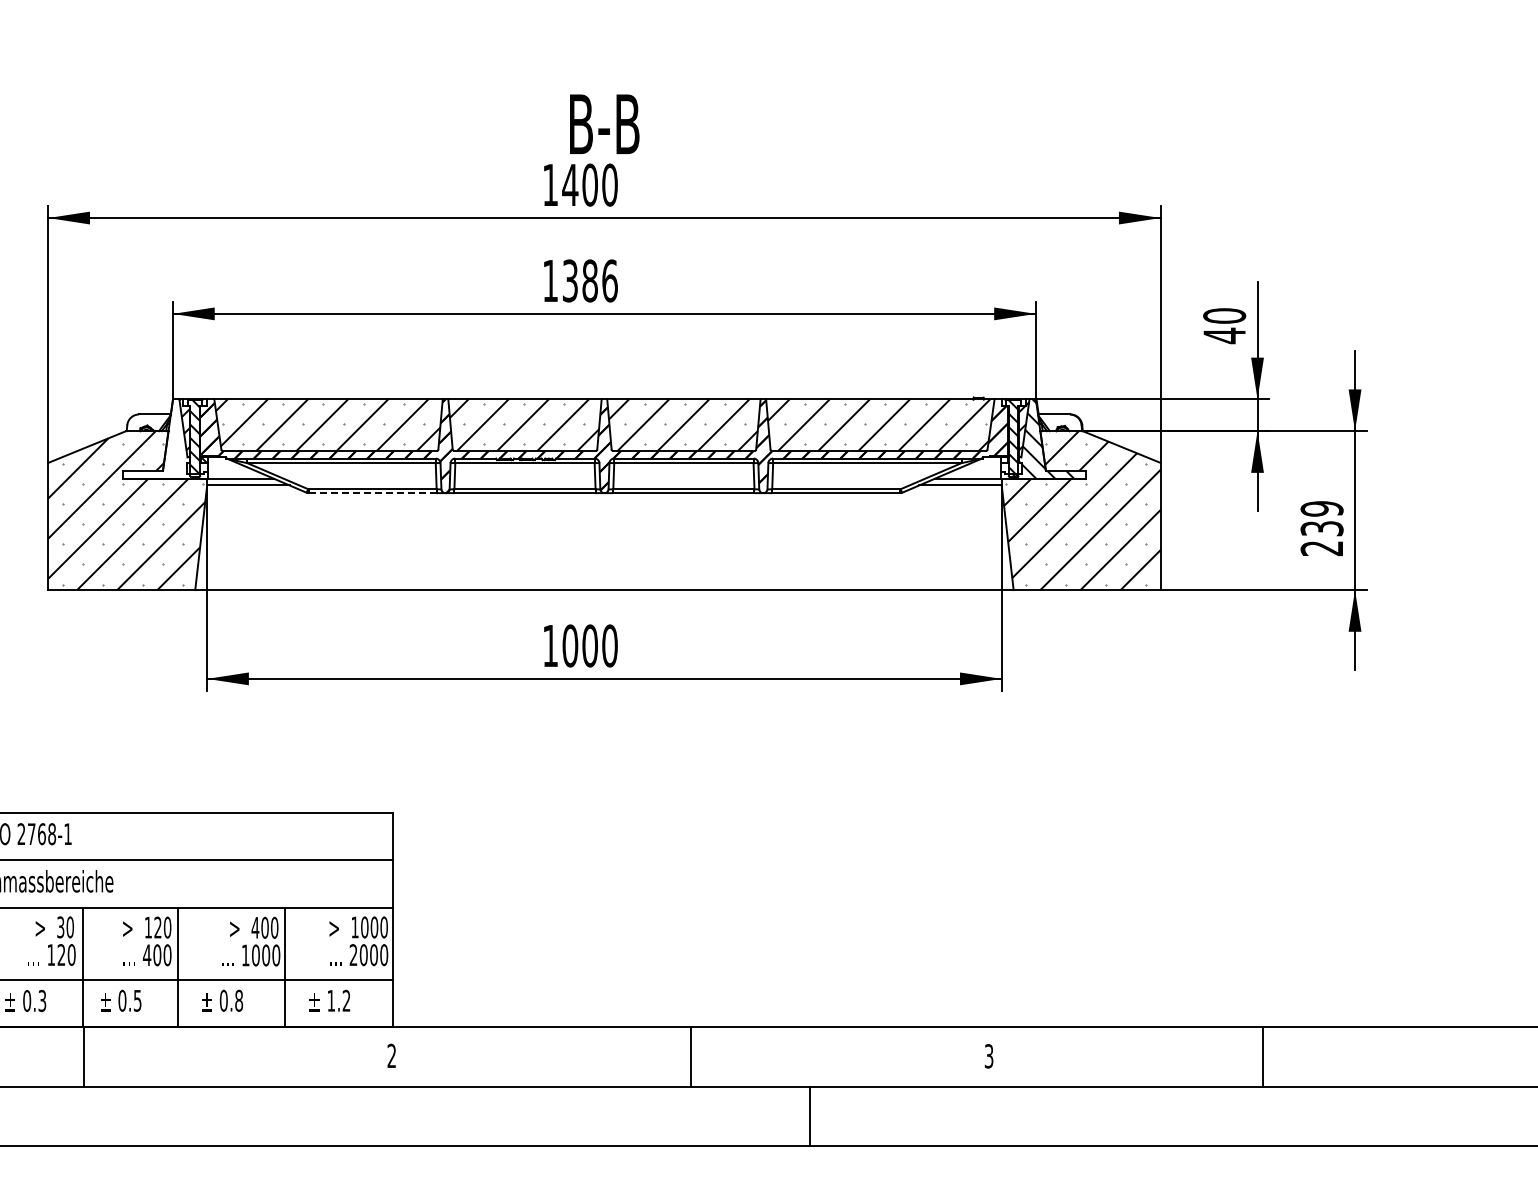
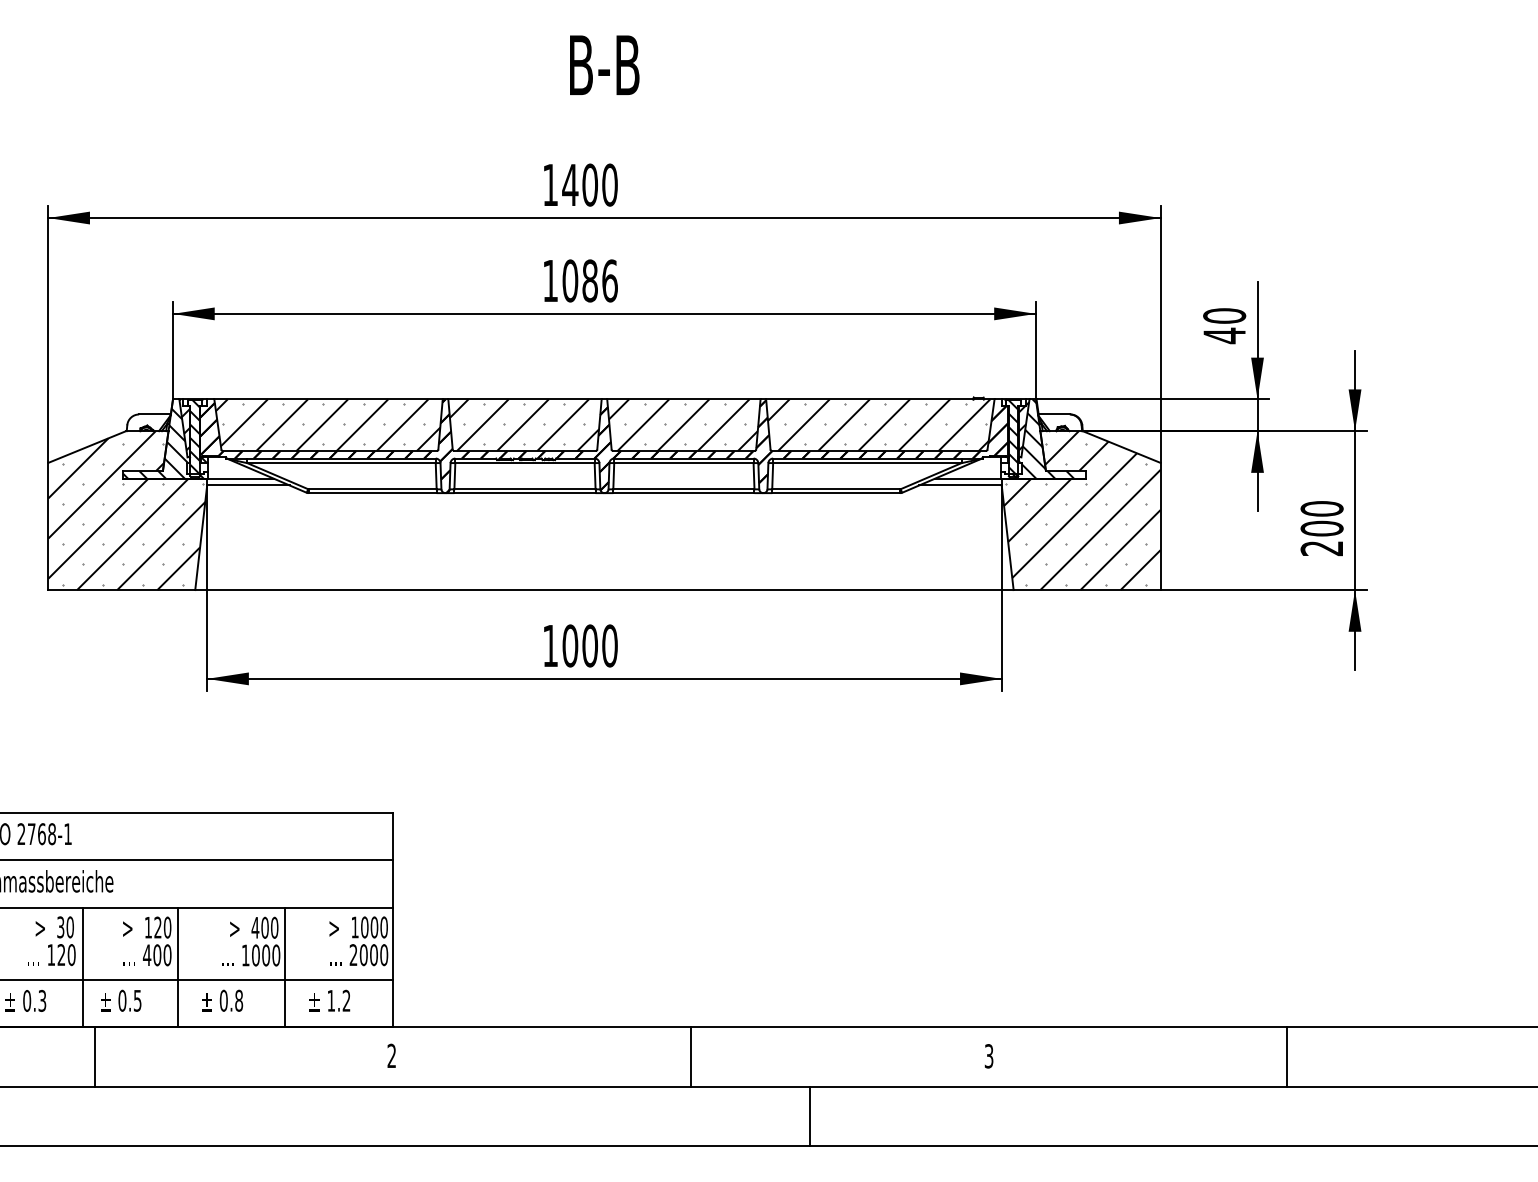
text position: (604, 123) -> (604, 64) (604, 64)
text: 1386 -> 1086 (570, 280)
hatch: none -> present (163, 443)
line: dashed -> solid (372, 493)
text: 239 -> 200 (1321, 518)
line position: (83, 1056) -> (94, 1056) (94, 1056)
line position: (1262, 1056) -> (1286, 1056) (1286, 1056)
